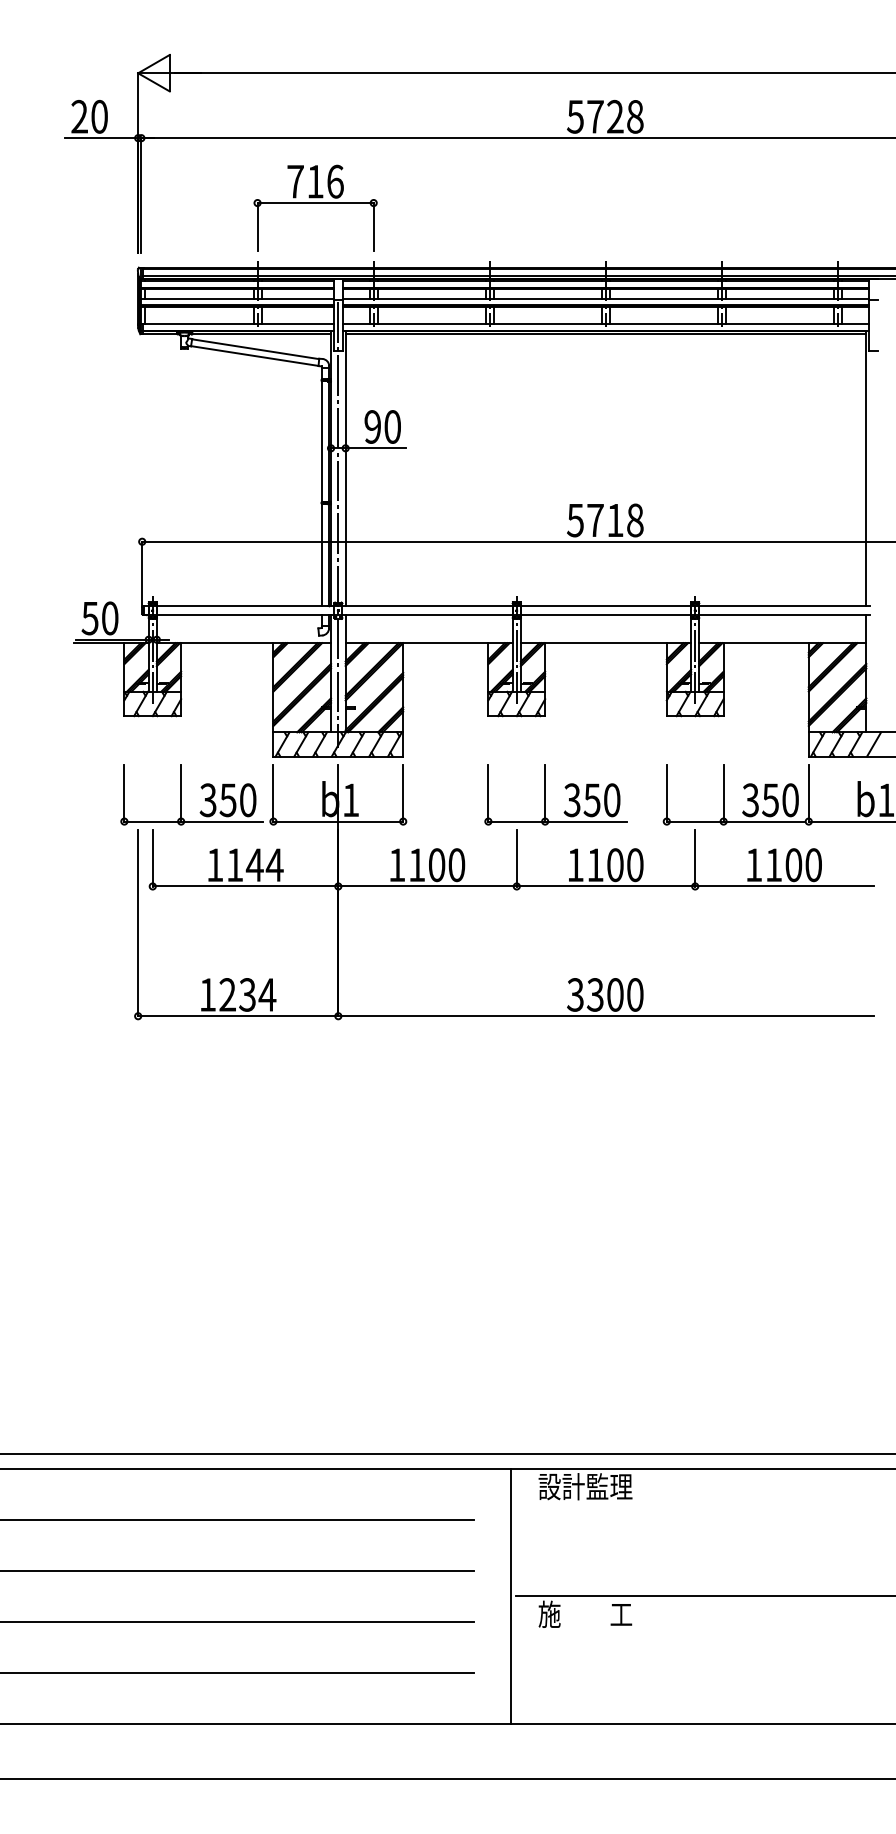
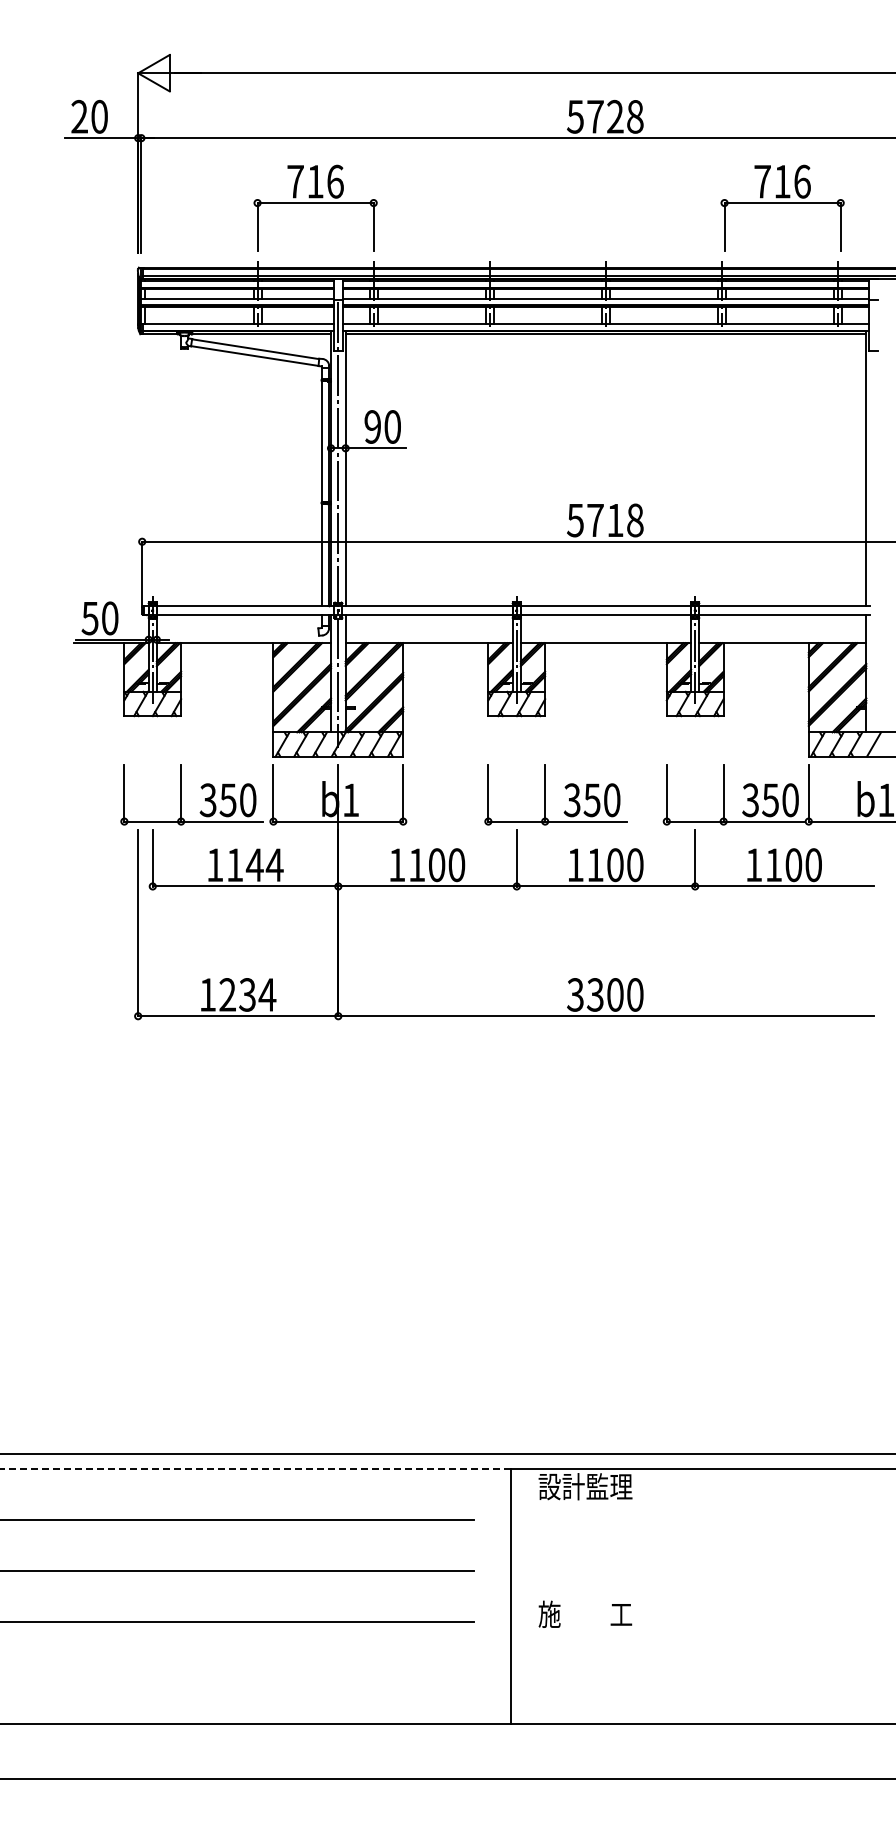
part: none -> present (782, 207)
line: solid -> dashed (255, 1468)
line: present -> none (704, 1596)
line: present -> none (238, 1673)
